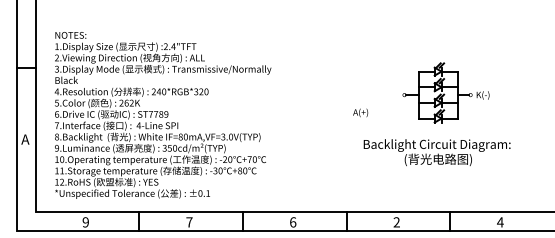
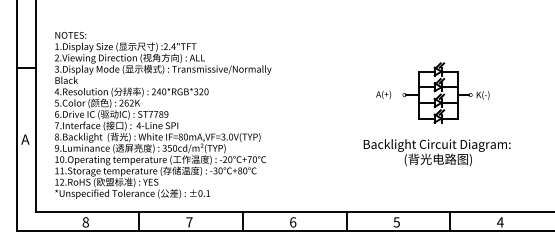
text position: (360, 112) -> (383, 94) (383, 94)
text: 9 -> 8 (85, 222)
text: 2 -> 5 (396, 222)
